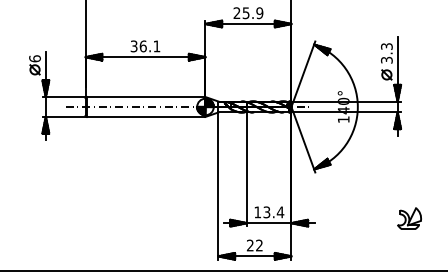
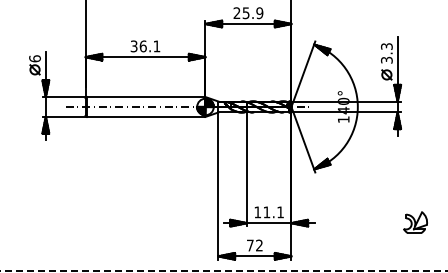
text: 13.4 -> 11.1 (273, 212)
part position: (409, 218) -> (415, 222) (415, 222)
text: 22 -> 72 (249, 245)
line: solid -> dashed (224, 271)
